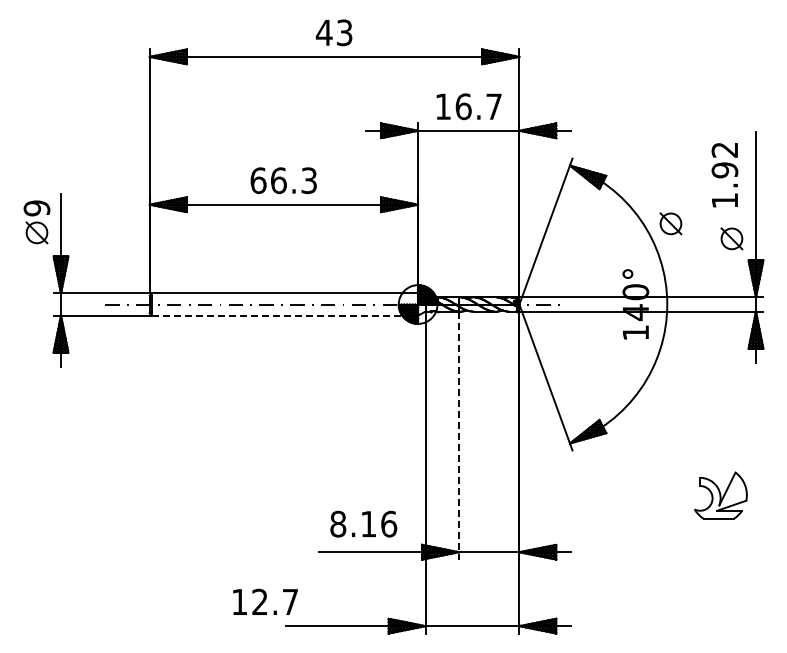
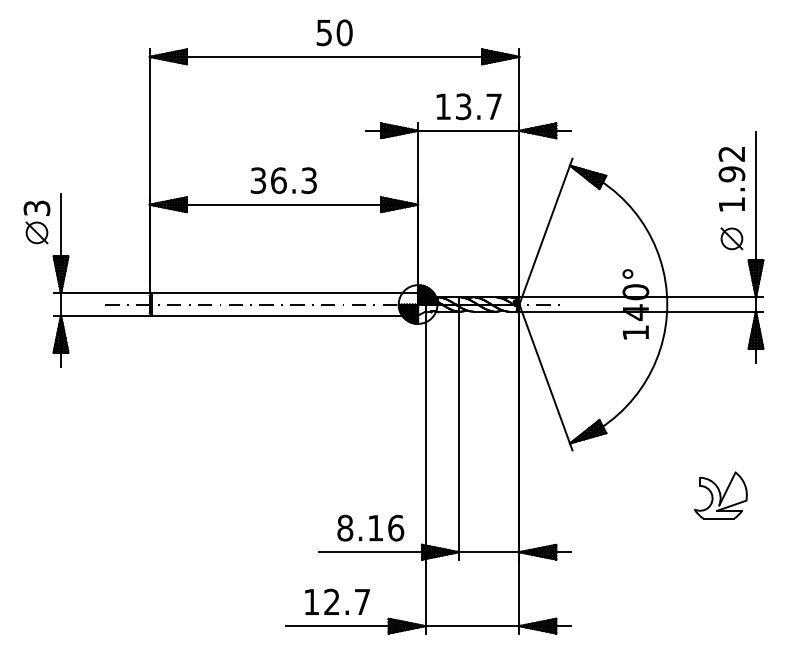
text: 43 -> 50 (333, 32)
text: 16.7 -> 13.7 (463, 106)
text position: (724, 175) -> (731, 179) (731, 179)
text: 66.3 -> 36.3 (258, 180)
text: 9 -> 3 (36, 208)
part: present -> none (670, 223)
line: dashed -> solid (285, 315)
line: dashed -> solid (459, 435)
text position: (363, 523) -> (370, 527) (370, 527)
text position: (265, 601) -> (337, 601) (337, 601)
